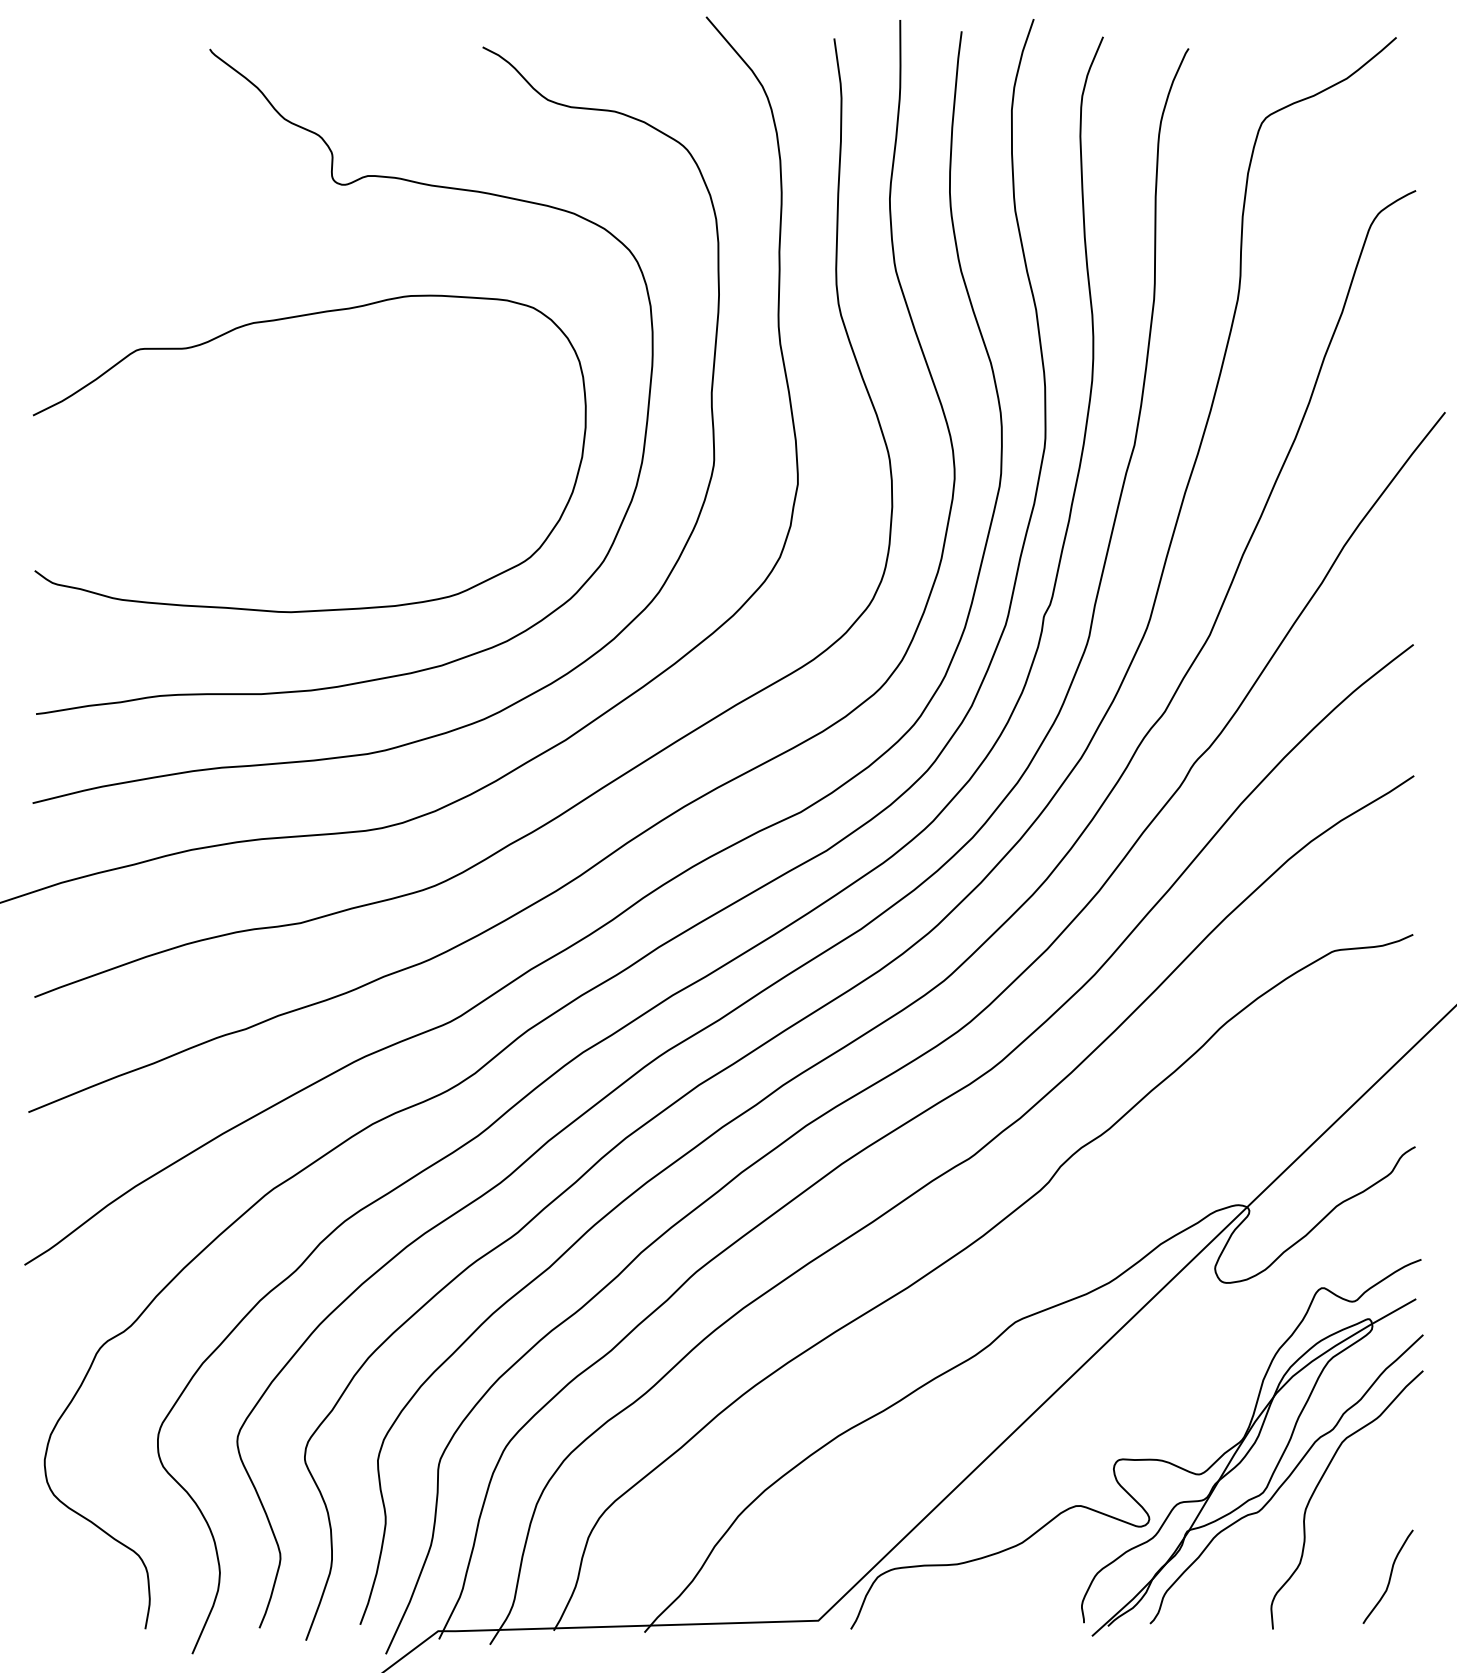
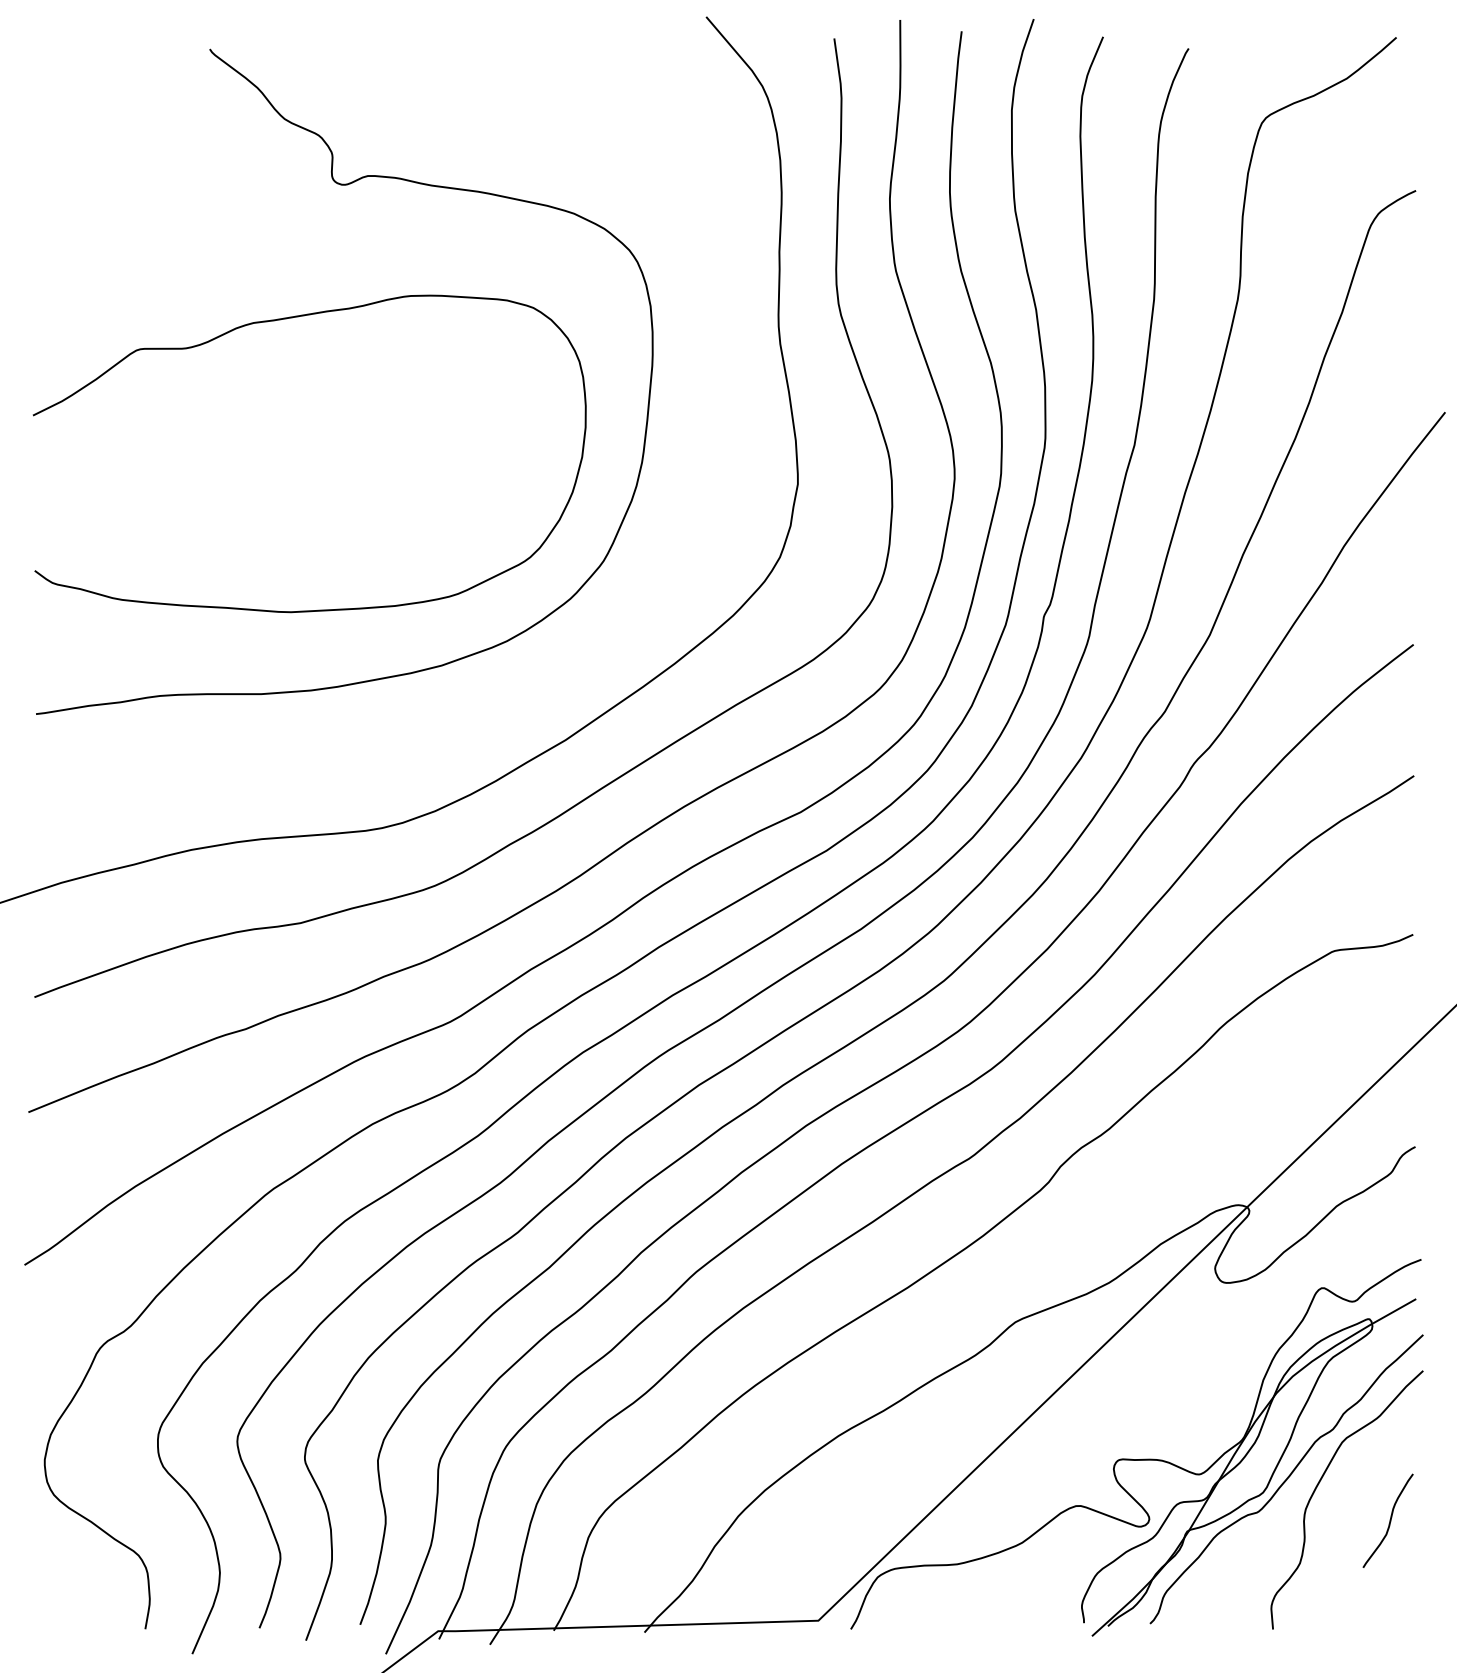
curve: present -> none (521, 698)
curve position: (1389, 1576) -> (1389, 1520) (1389, 1520)
